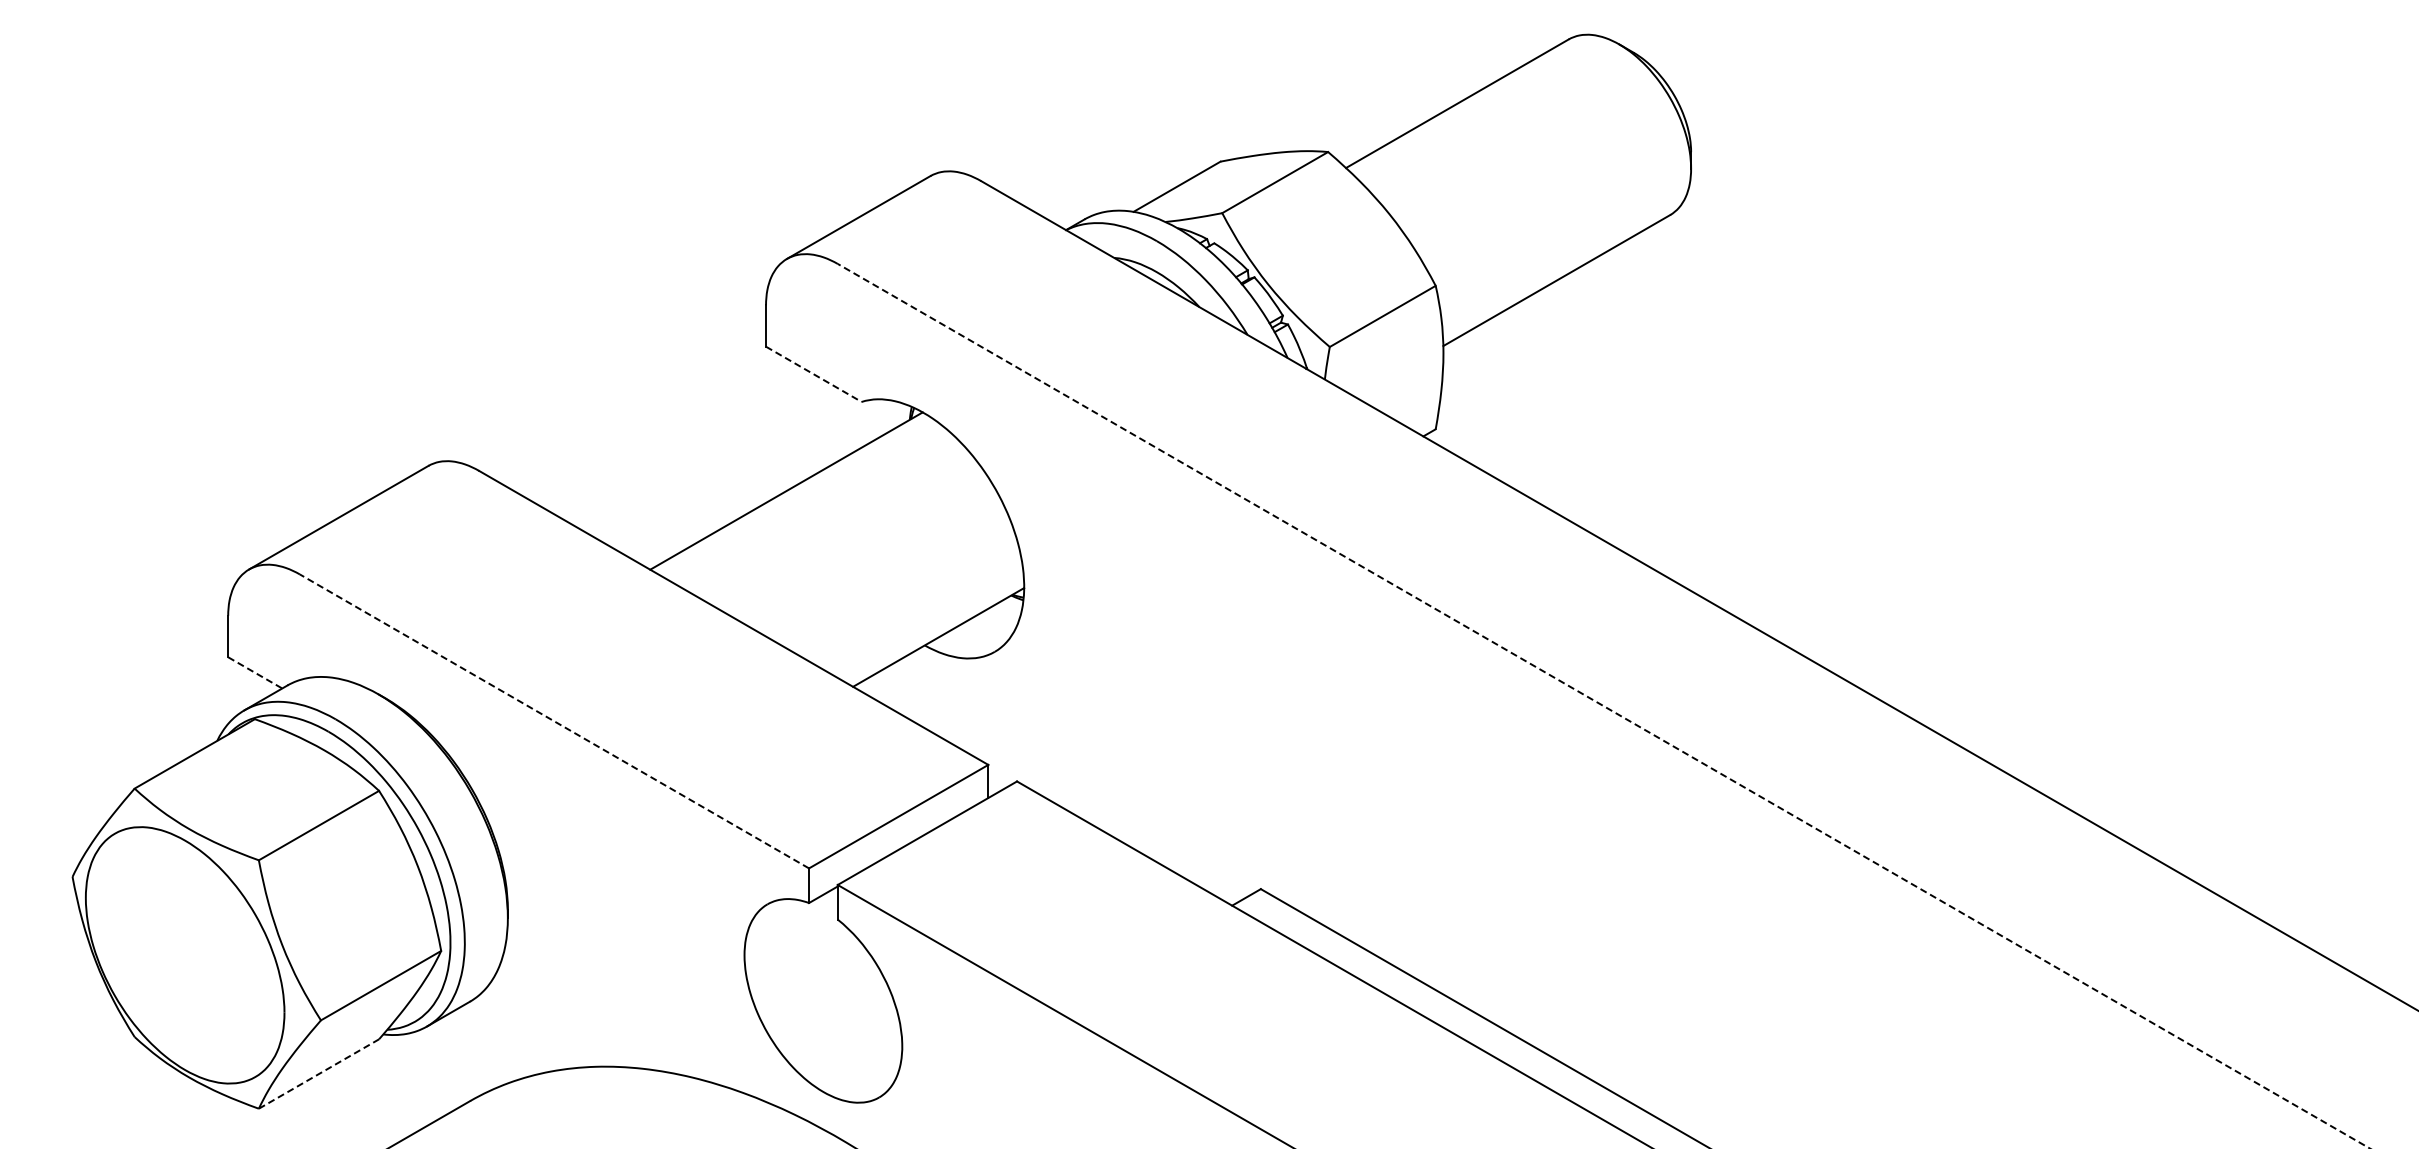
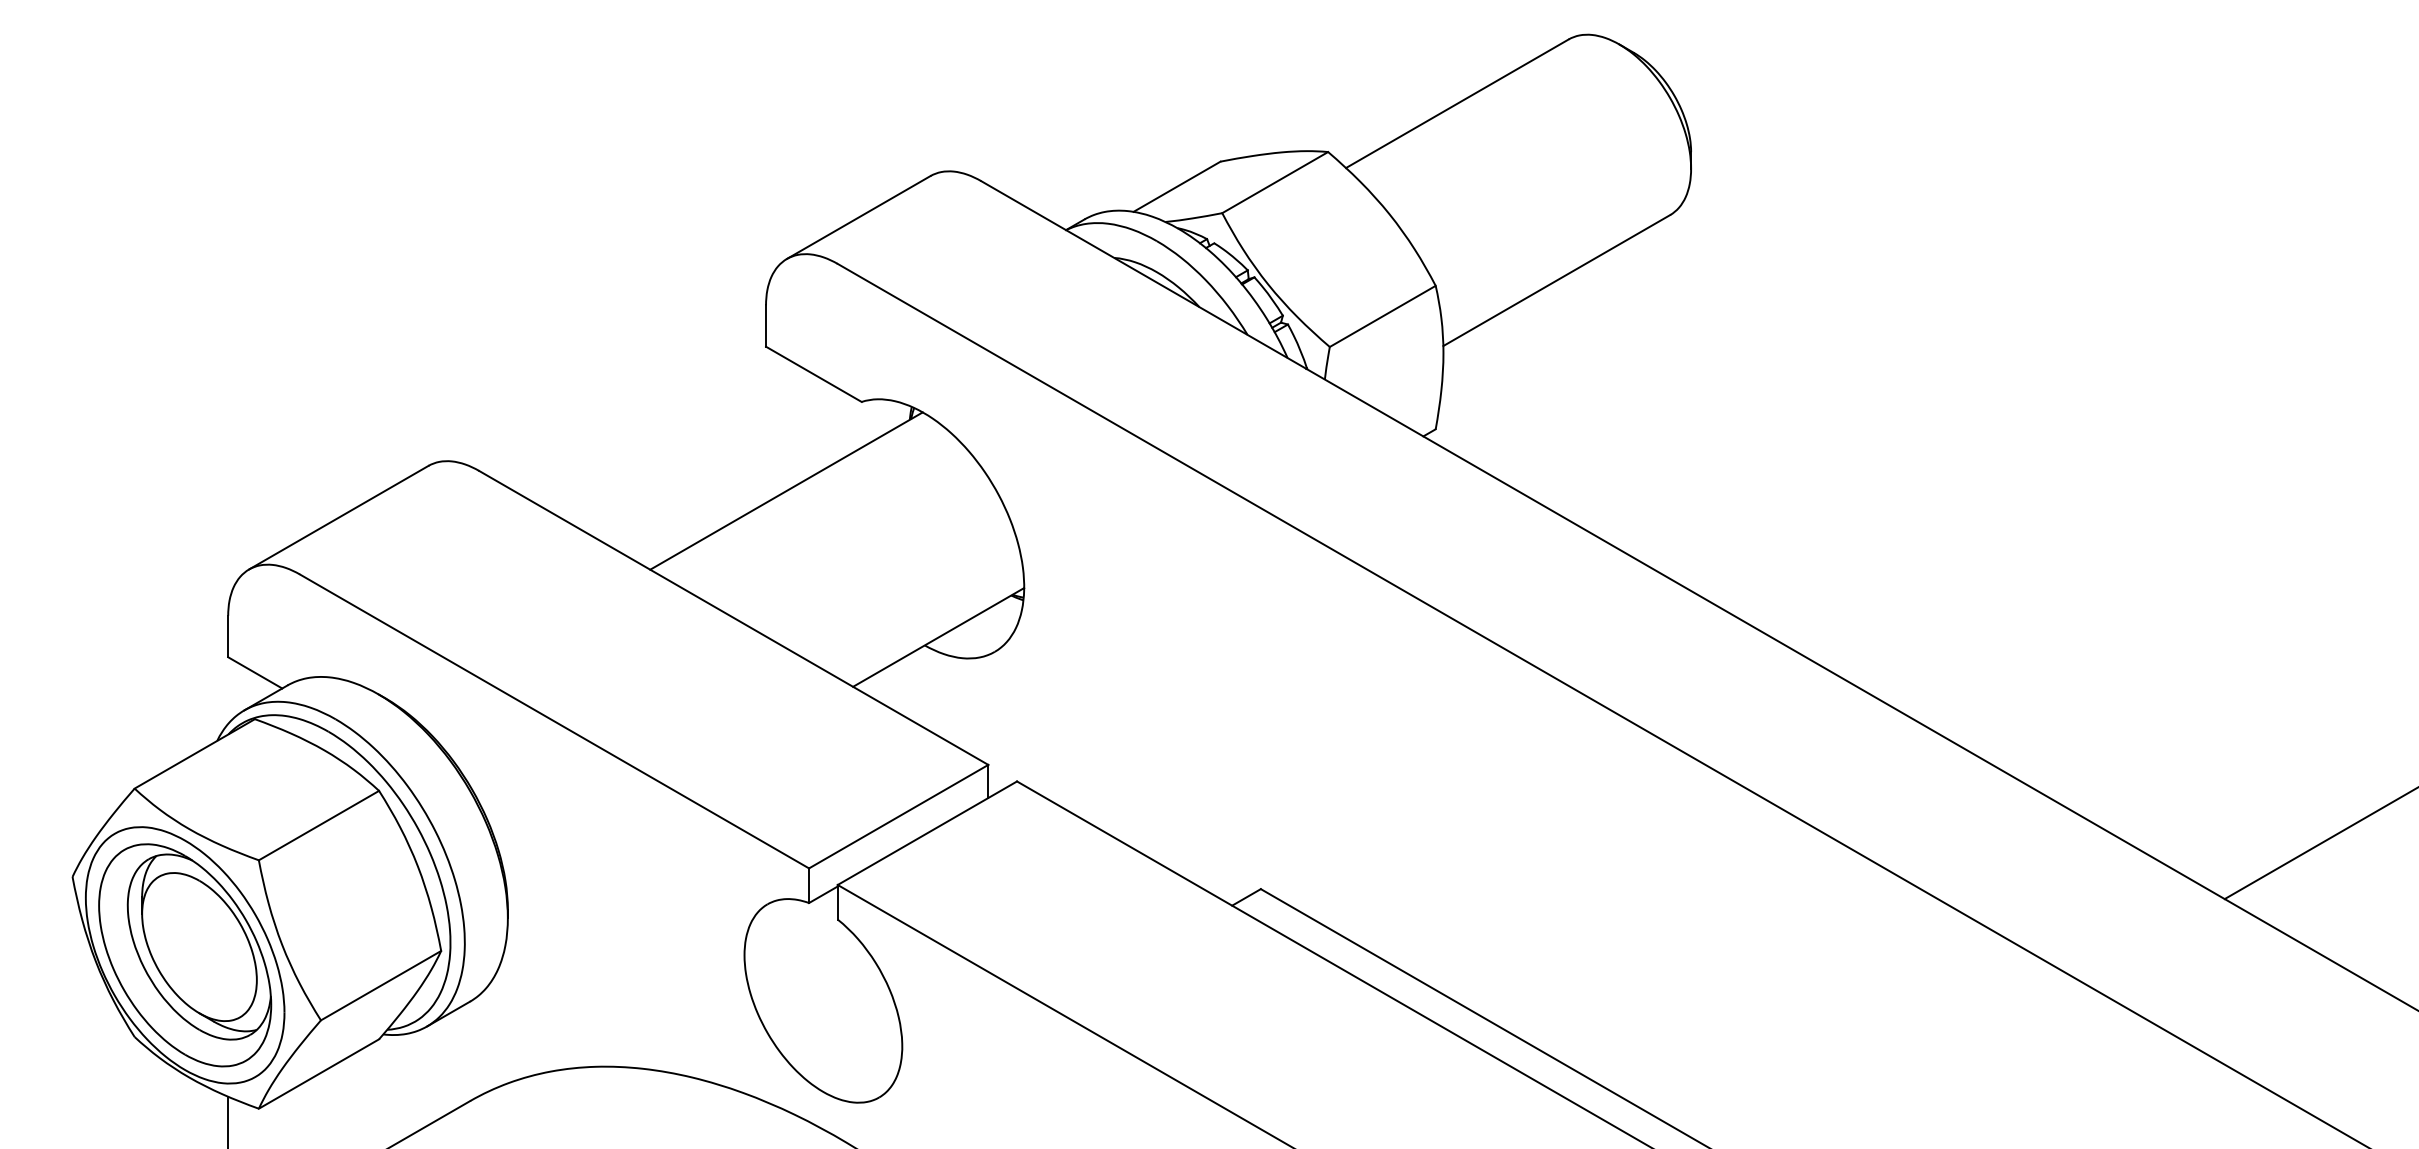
line: dashed -> solid (814, 374)
line: dashed -> solid (255, 673)
line: dashed -> solid (1603, 706)
line: dashed -> solid (554, 721)
line: none -> present (2319, 844)
part: none -> present (185, 955)
line: dashed -> solid (319, 1073)
line: none -> present (228, 1120)
